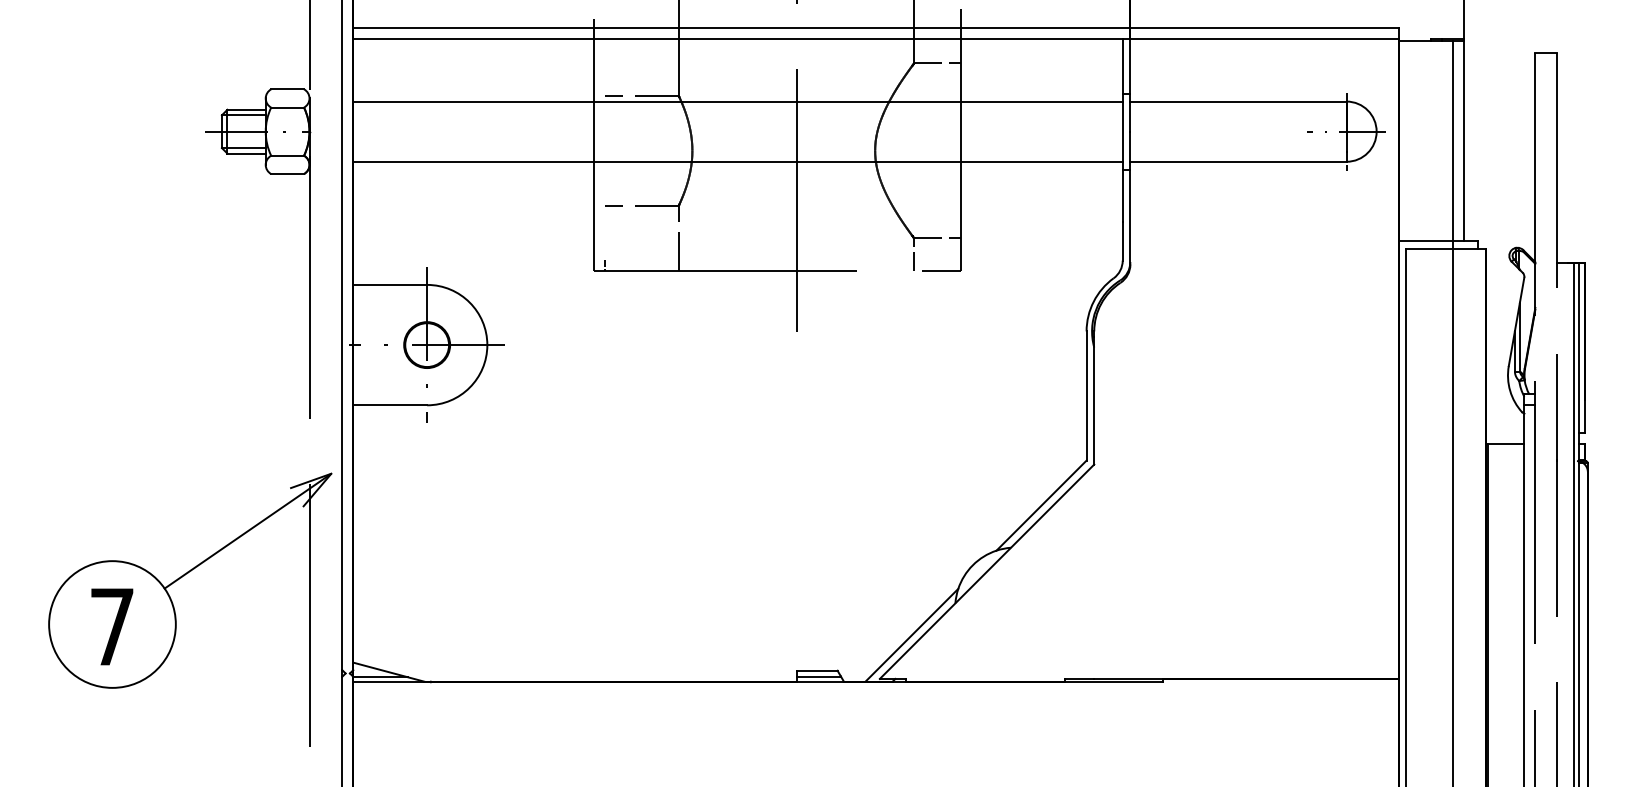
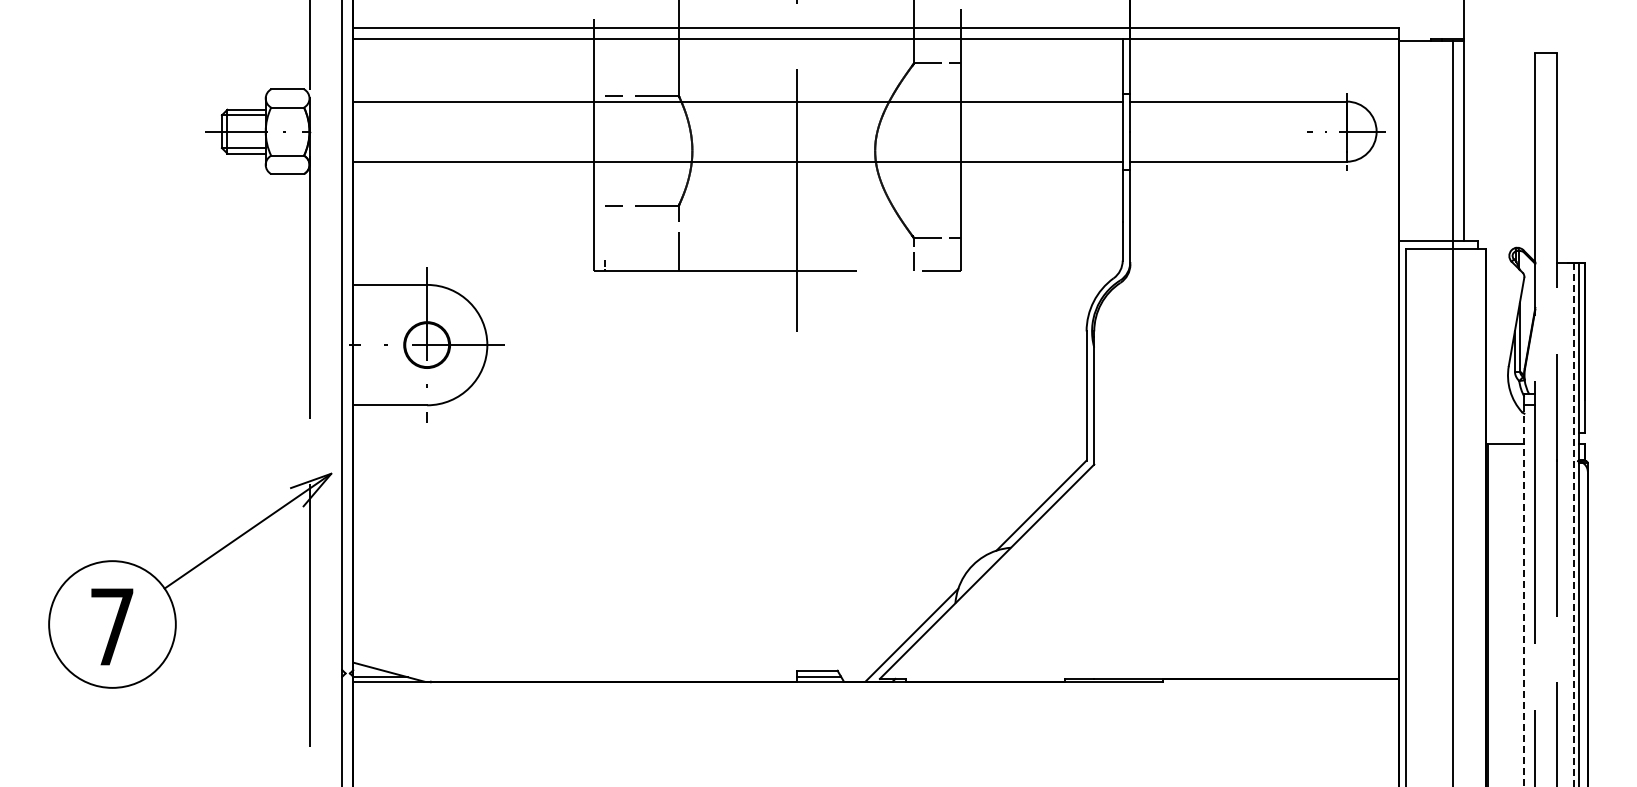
line: solid -> dashed (1573, 524)
line: solid -> dashed (1524, 596)
